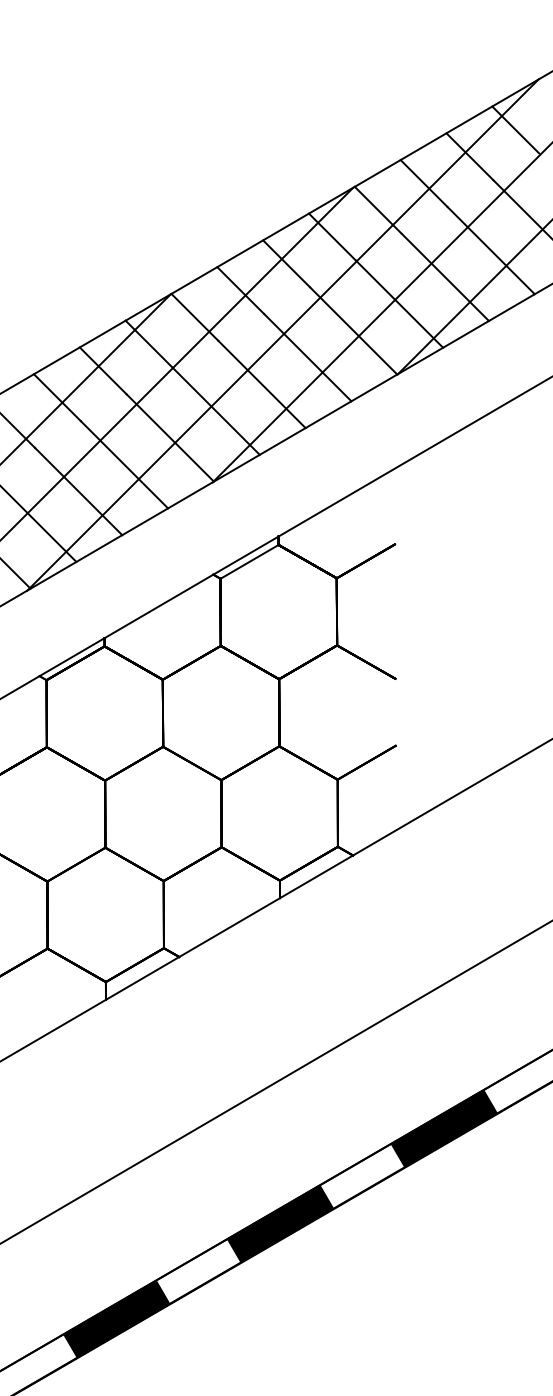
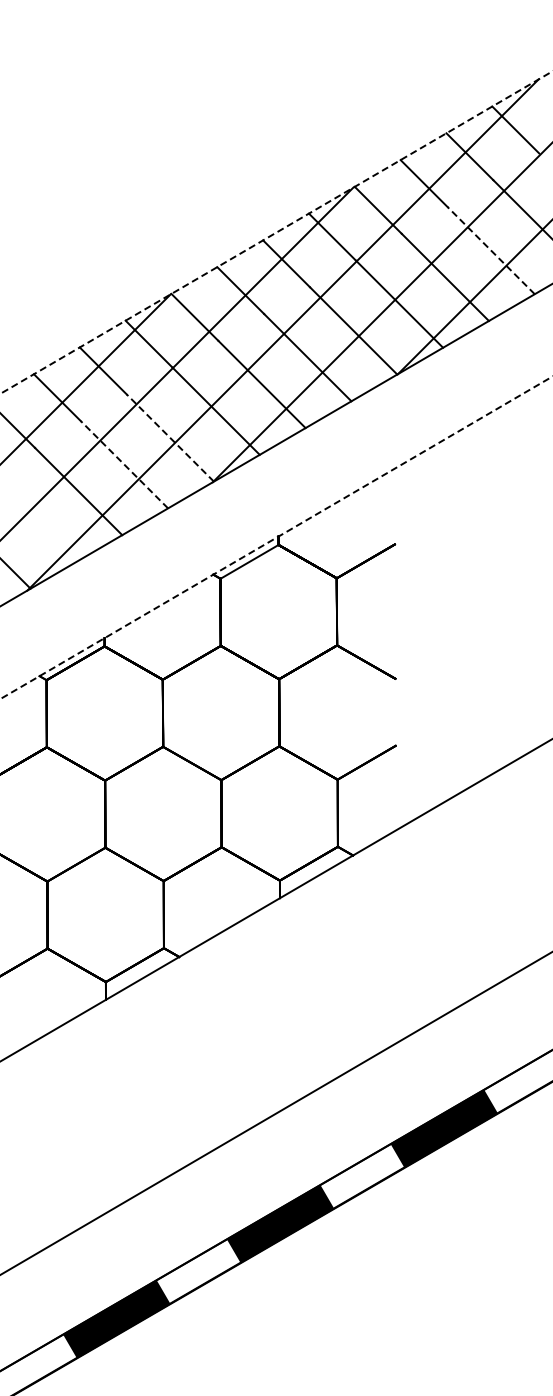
line: solid -> dashed (276, 232)
line: solid -> dashed (491, 250)
line: solid -> dashed (170, 438)
line: solid -> dashed (124, 464)
line: present -> none (39, 524)
line: solid -> dashed (276, 537)
line position: (275, 1082) -> (275, 1113) (275, 1113)
